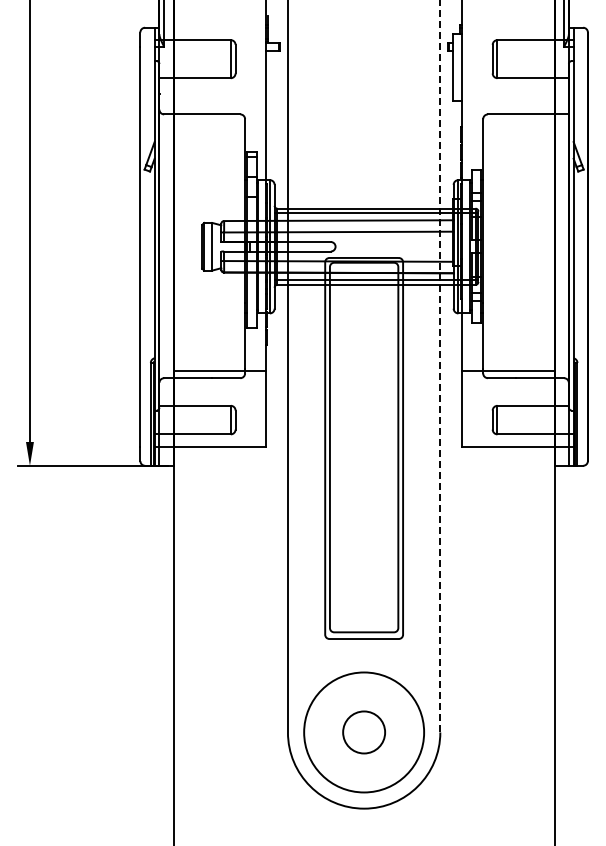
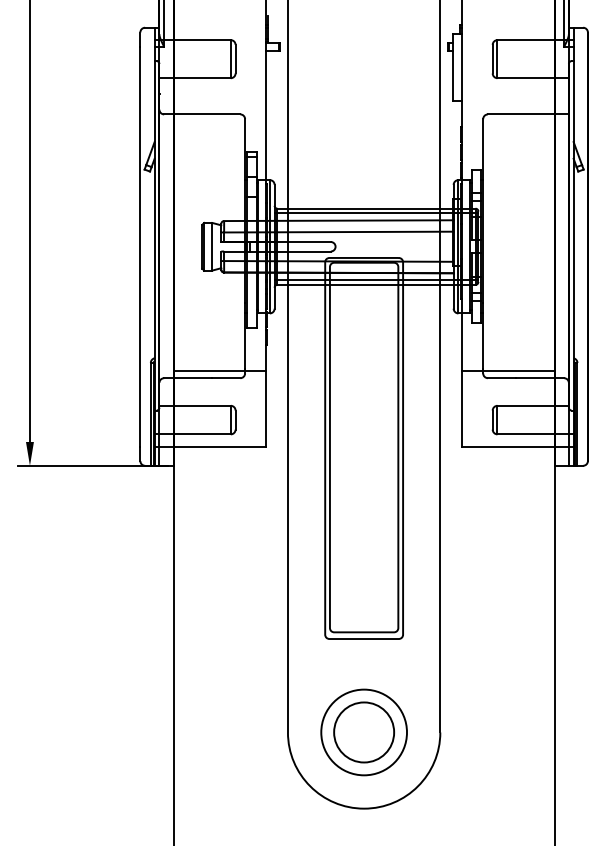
line: dashed -> solid (440, 366)
circle diameter: 120 px -> 86 px (364, 732)
circle diameter: 42 px -> 60 px (364, 732)
